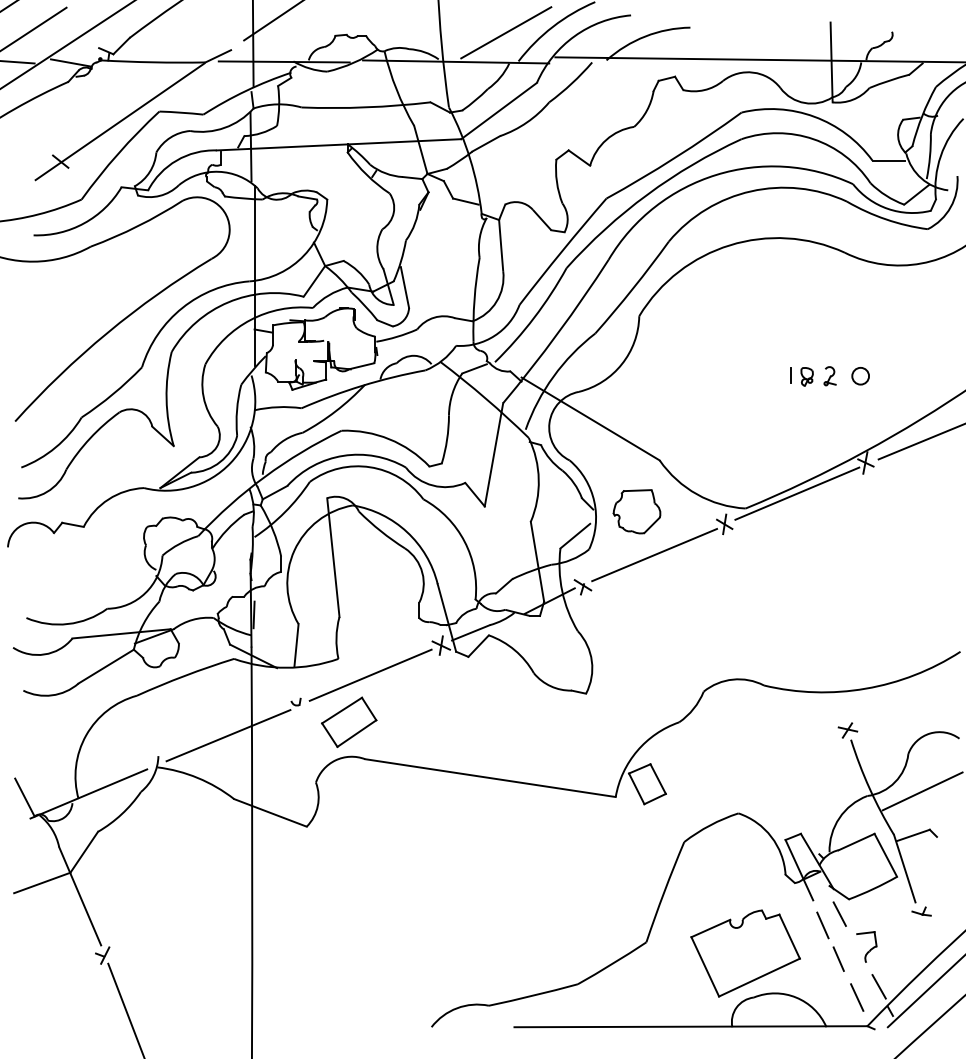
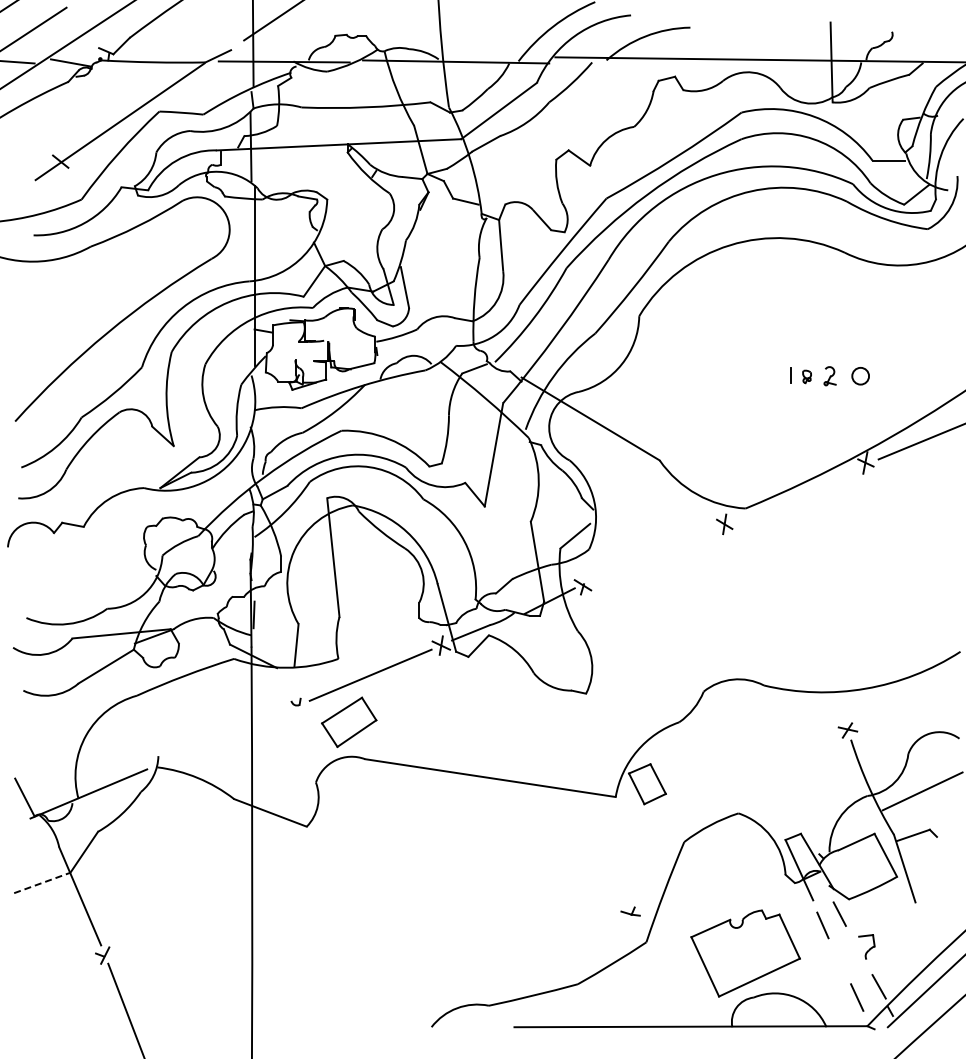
line: present -> none (506, 32)
part size: 14x20 px -> 10x16 px (806, 376)
line: present -> none (797, 493)
part: present -> none (636, 511)
line: present -> none (654, 554)
line: present -> none (228, 735)
line: solid -> dashed (42, 882)
part position: (921, 911) -> (630, 911) (630, 911)
part size: 22x32 px -> 18x26 px (866, 946)
line: present -> none (838, 958)
